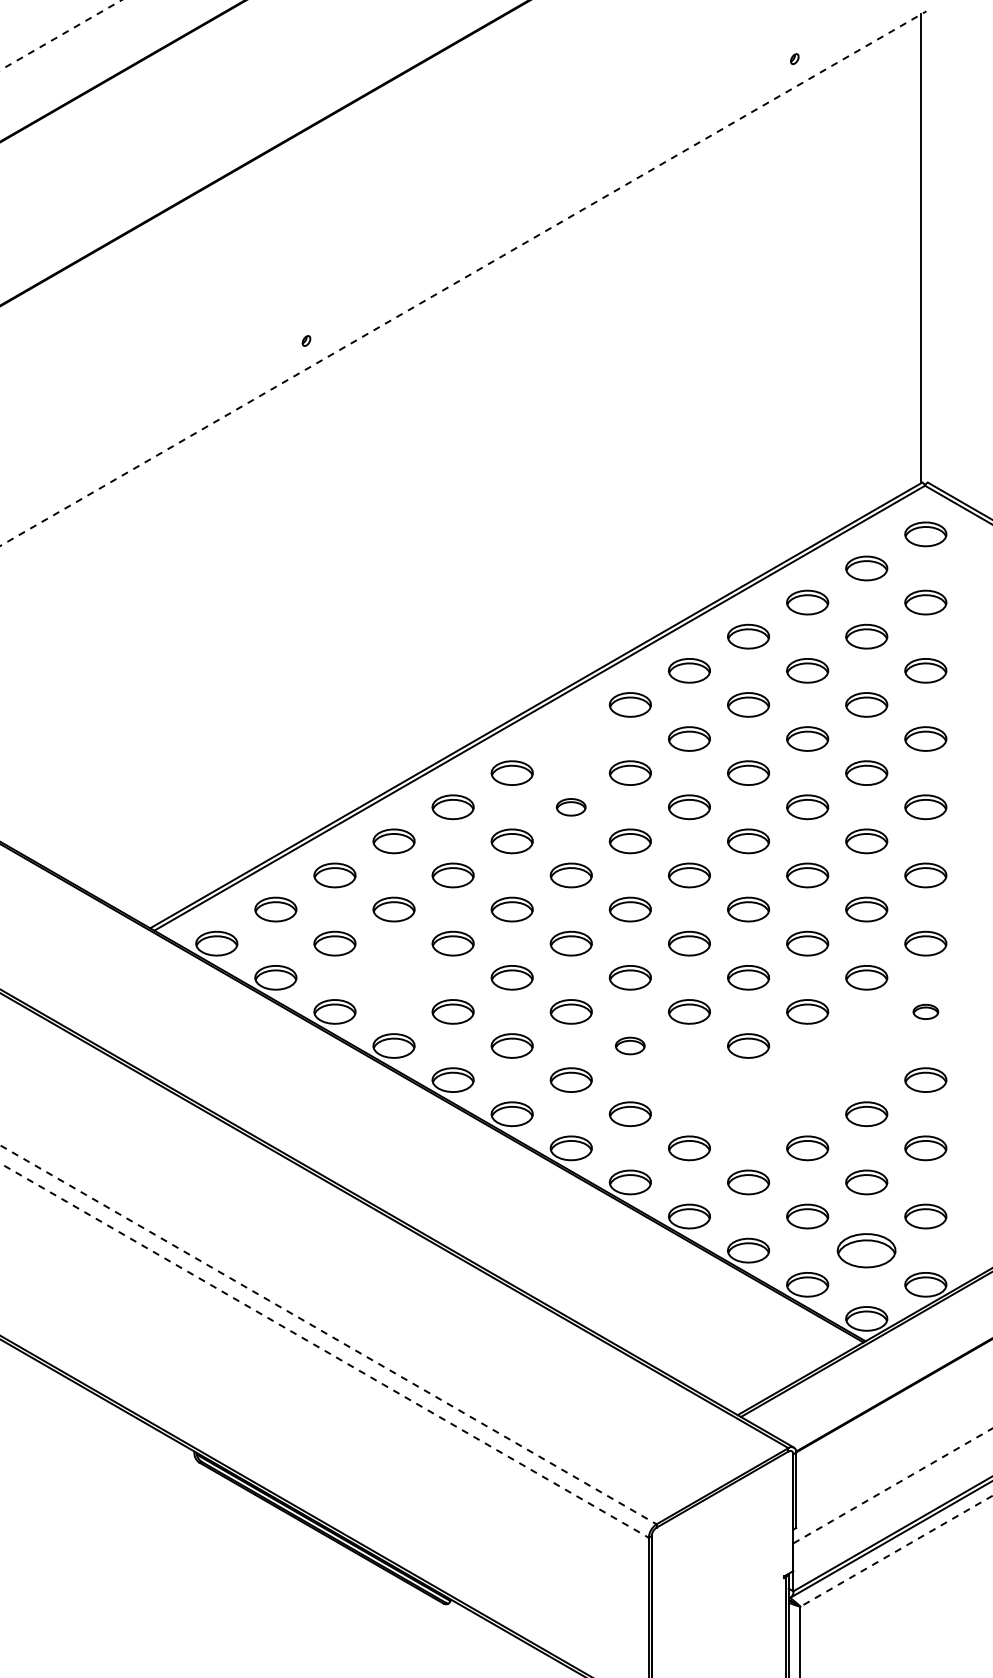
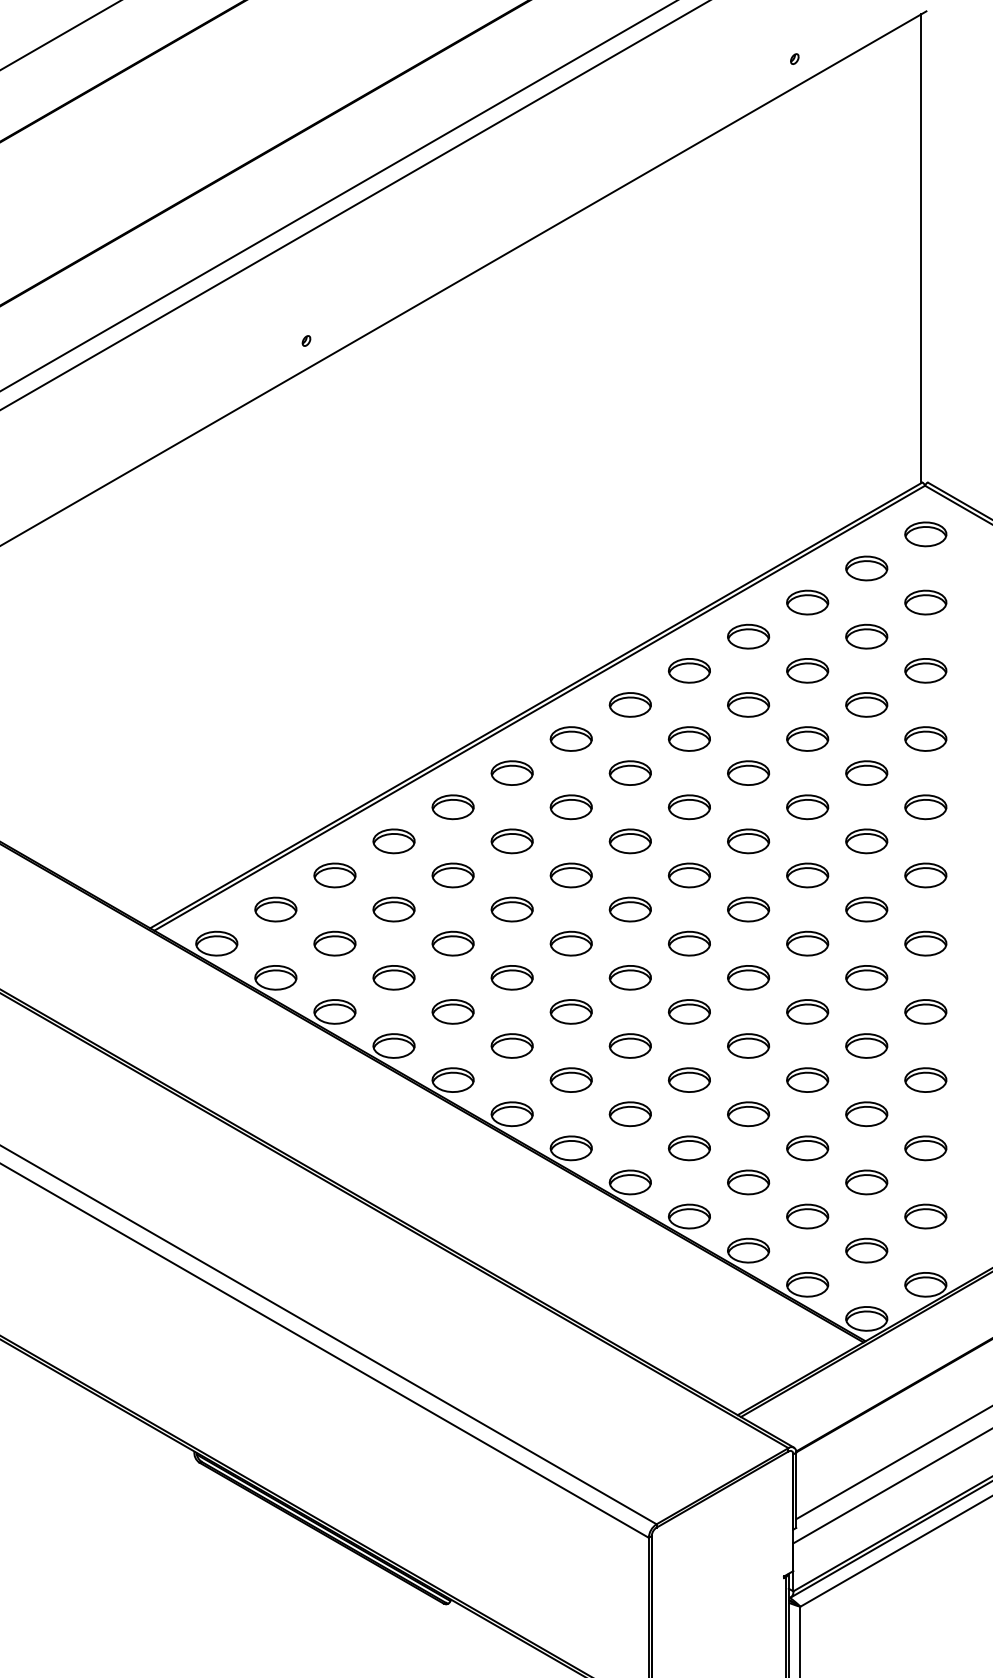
line: dashed -> solid (61, 35)
line: none -> present (338, 196)
line: none -> present (354, 205)
line: dashed -> solid (463, 278)
part: none -> present (570, 738)
part size: 32x19 px -> 44x27 px (570, 807)
part: none -> present (393, 977)
part size: 28x17 px -> 44x26 px (925, 1011)
part size: 31x20 px -> 44x26 px (629, 1045)
part: none -> present (866, 1045)
part: none -> present (688, 1079)
part: none -> present (807, 1079)
part: none -> present (748, 1114)
part size: 61x36 px -> 44x27 px (866, 1250)
line: dashed -> solid (329, 1335)
line: dashed -> solid (325, 1351)
line: none -> present (892, 1463)
line: dashed -> solid (892, 1485)
line: dashed -> solid (896, 1551)
